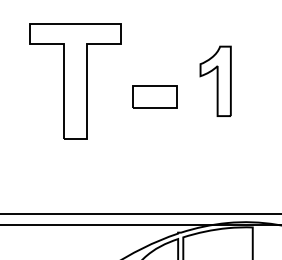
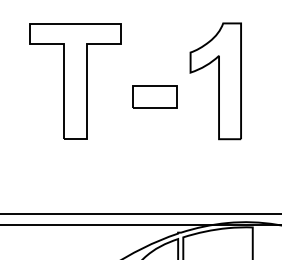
part size: 33x72 px -> 53x119 px (215, 81)
